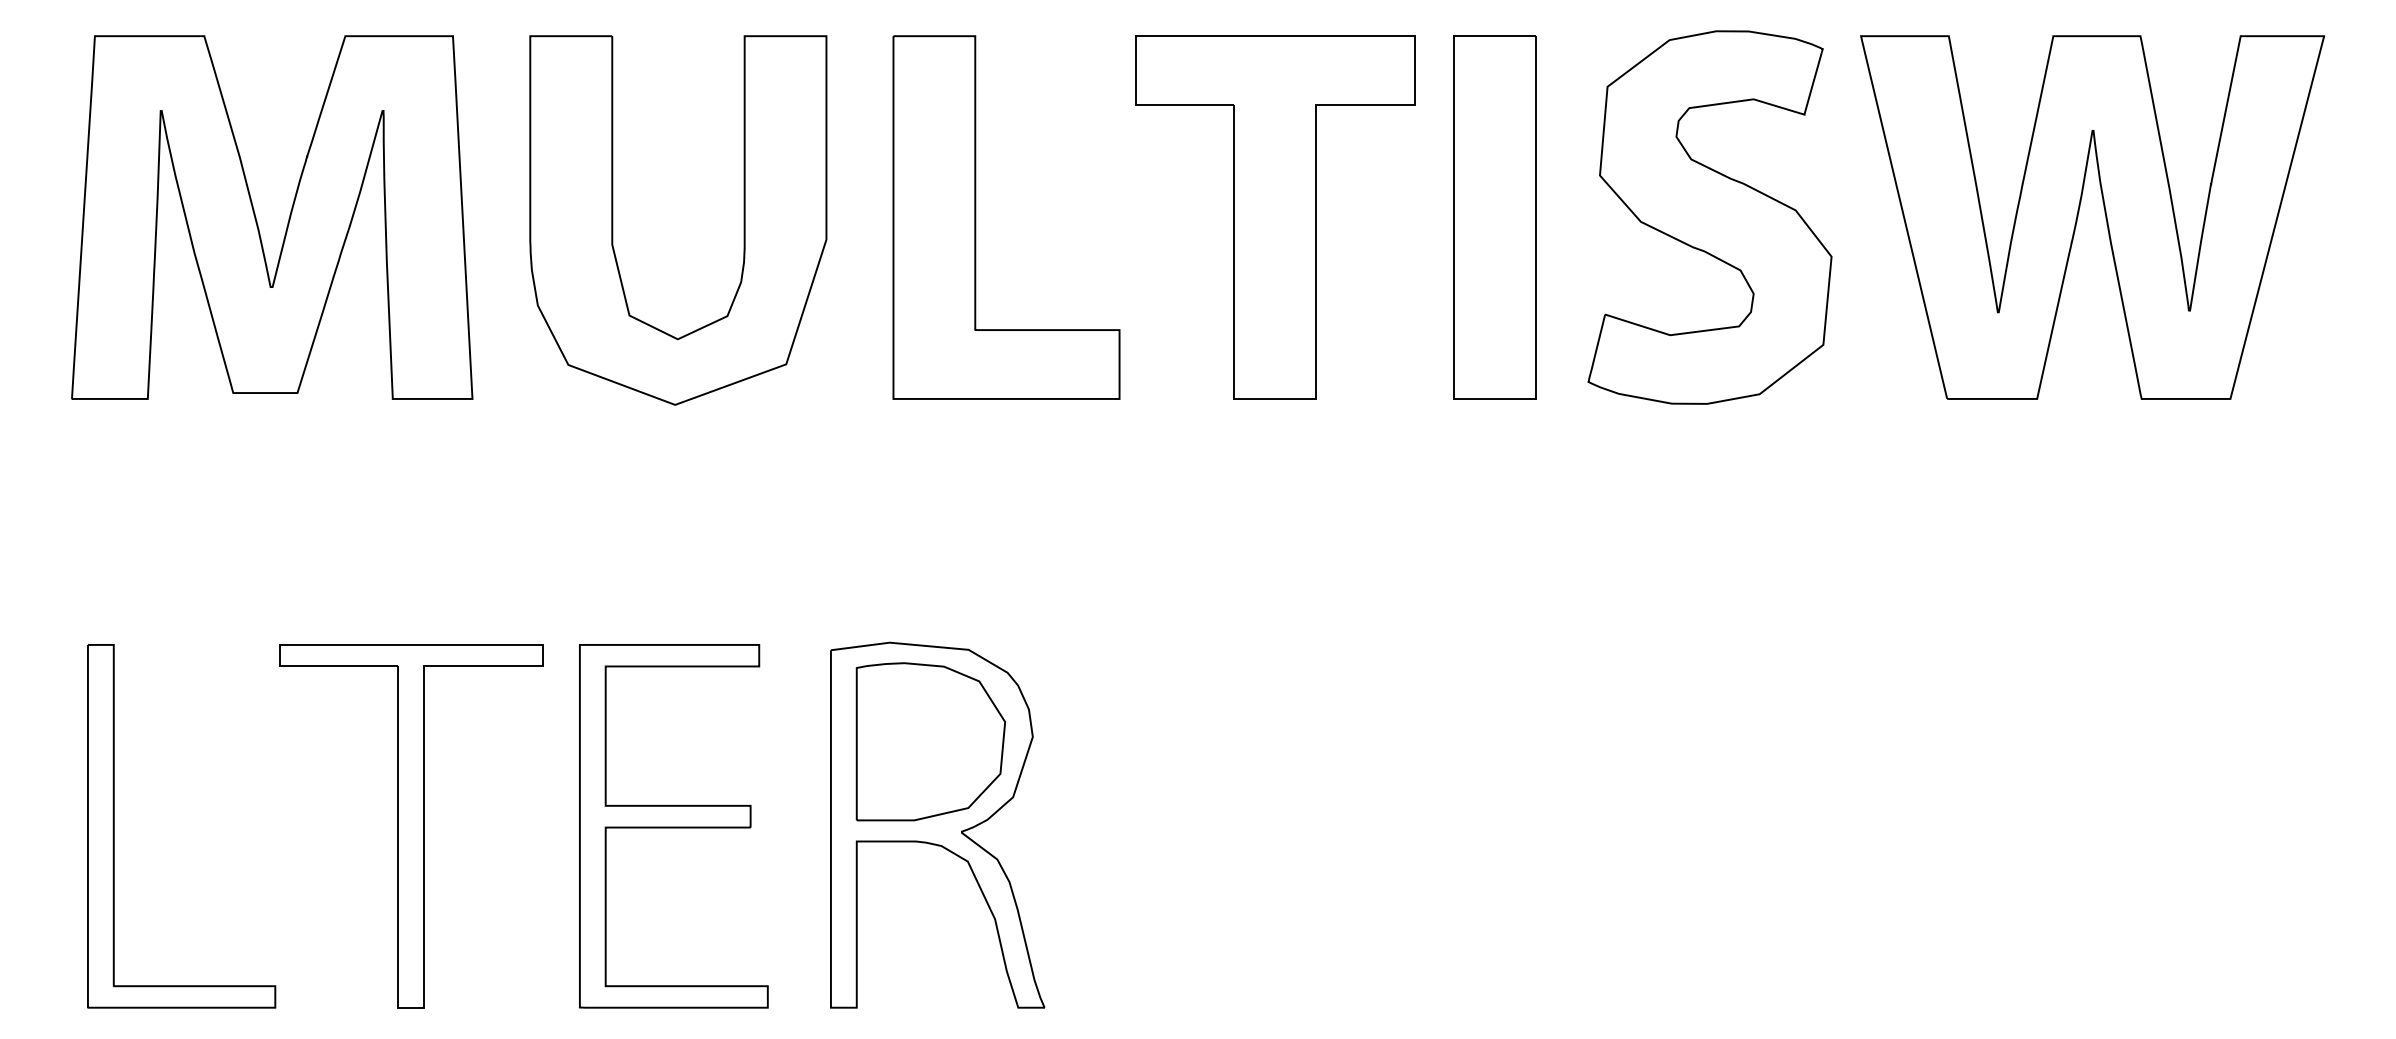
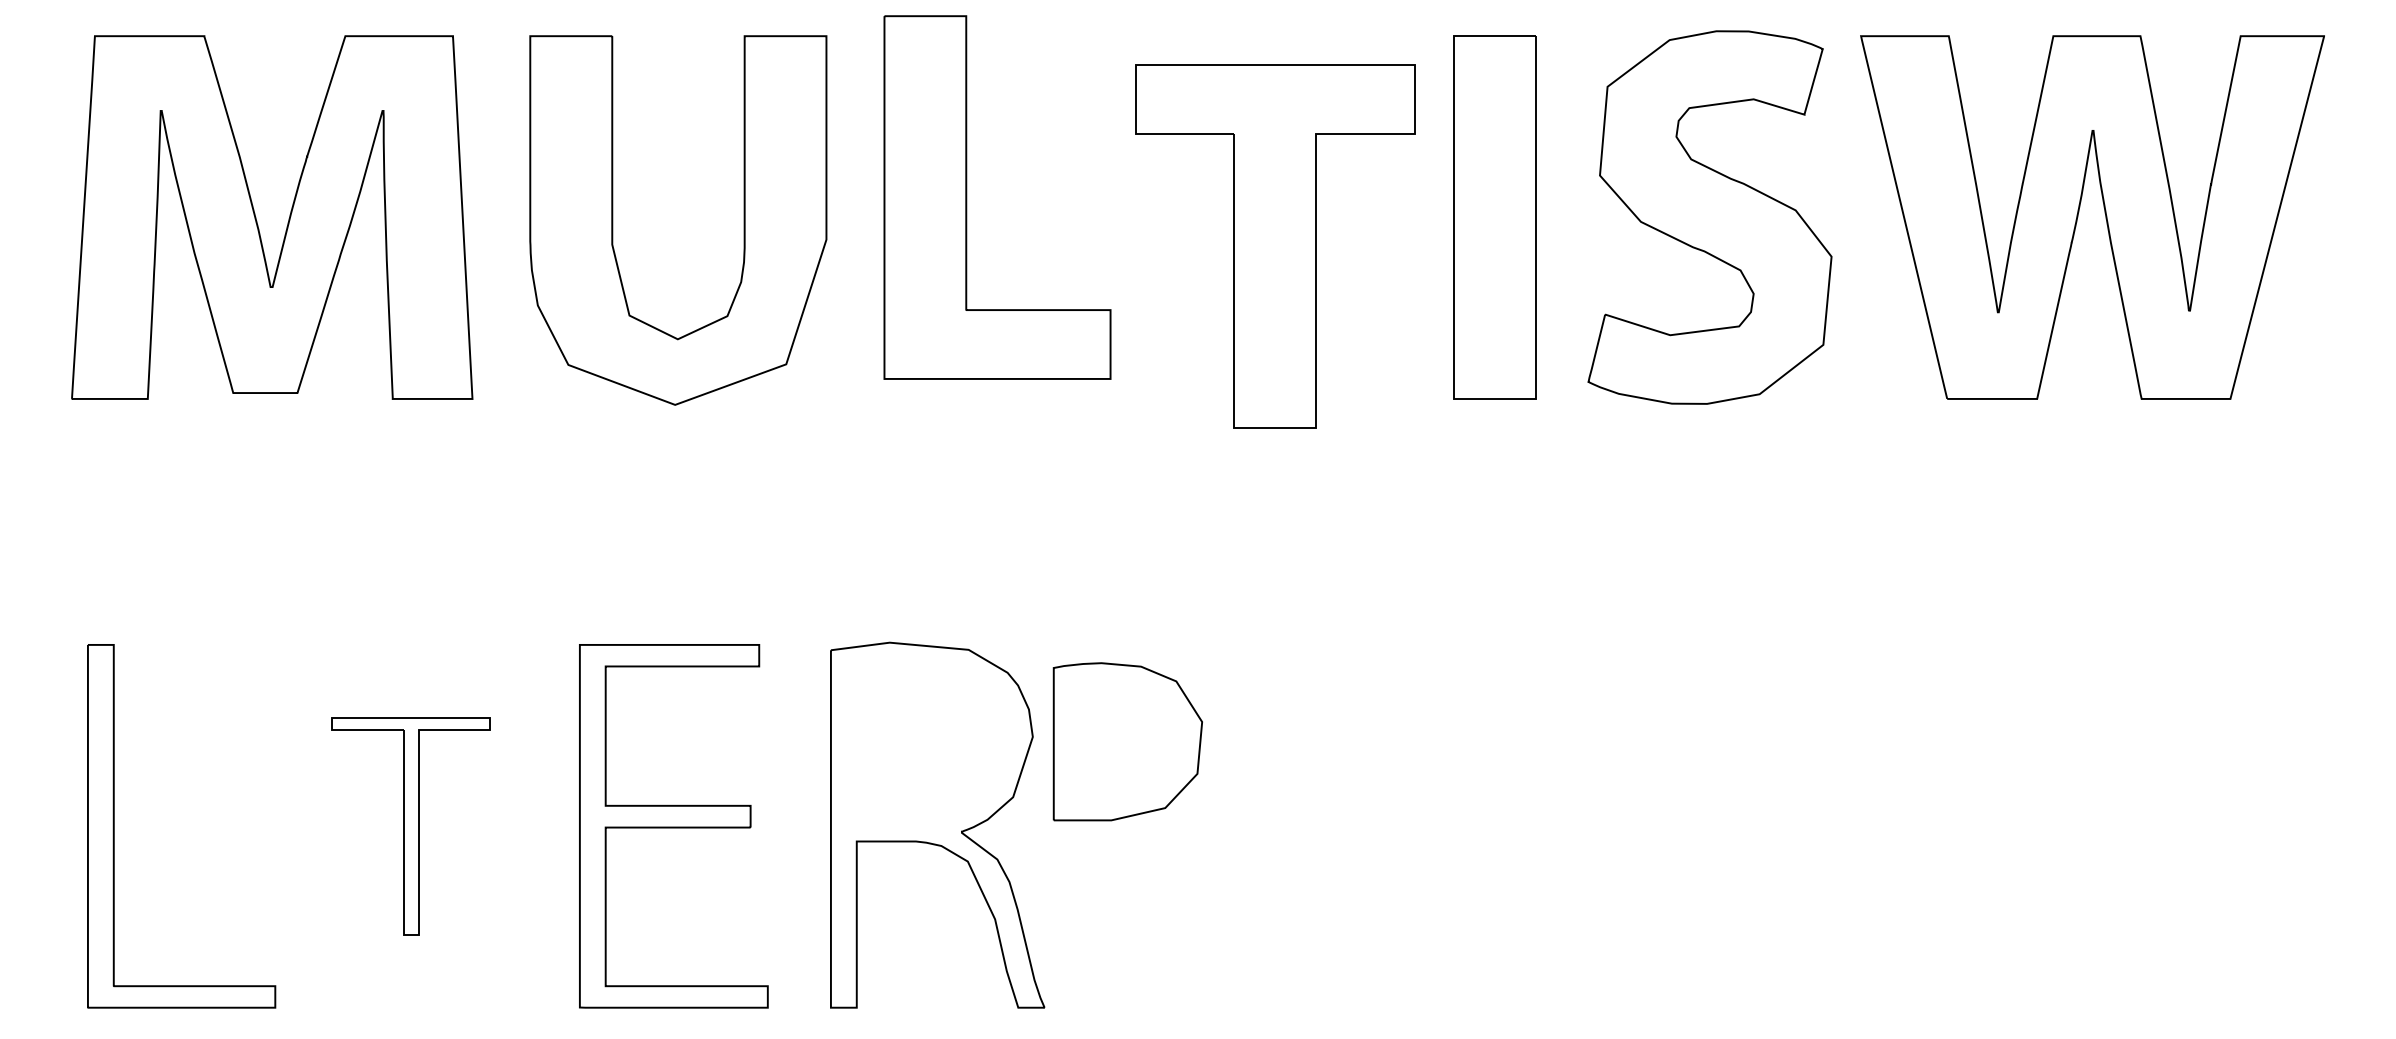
part position: (976, 217) -> (967, 197) (967, 197)
part position: (1275, 217) -> (1275, 246) (1275, 246)
part position: (930, 741) -> (1127, 741) (1127, 741)
part size: 265x365 px -> 160x219 px (410, 826)
